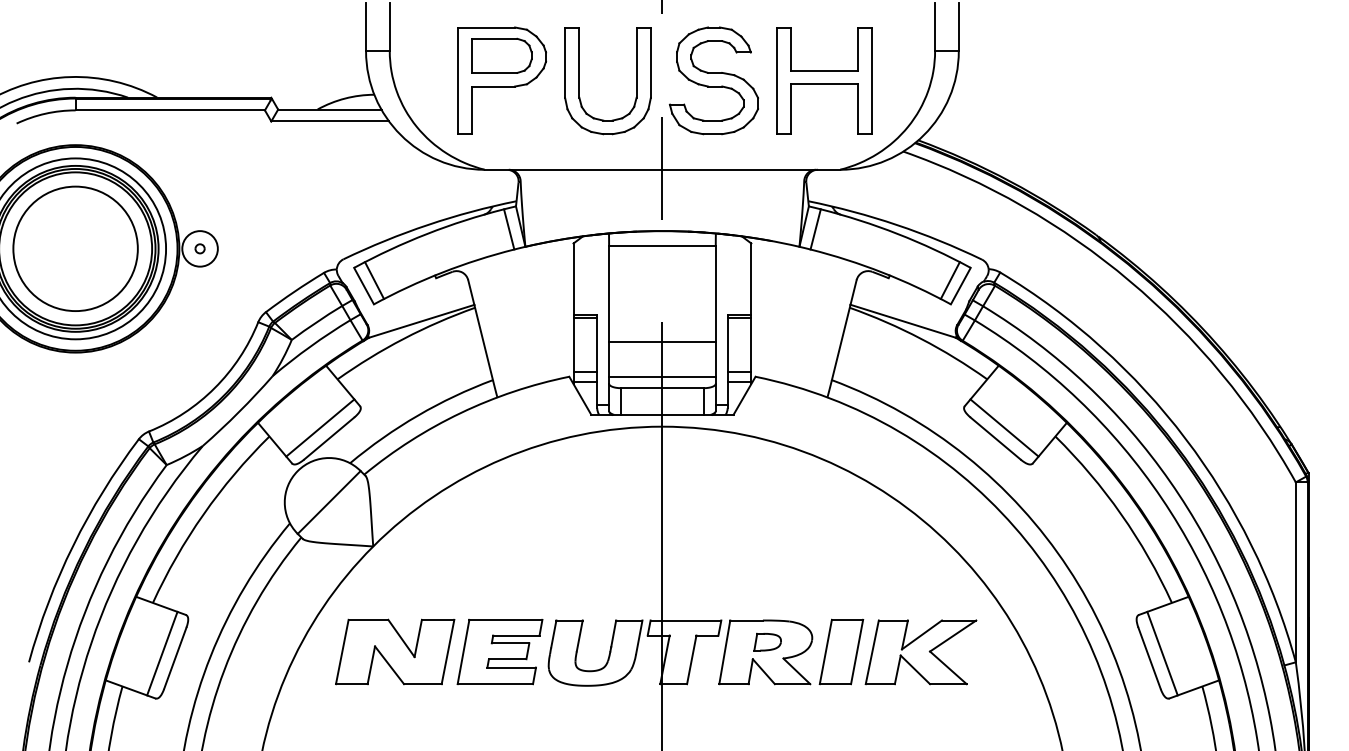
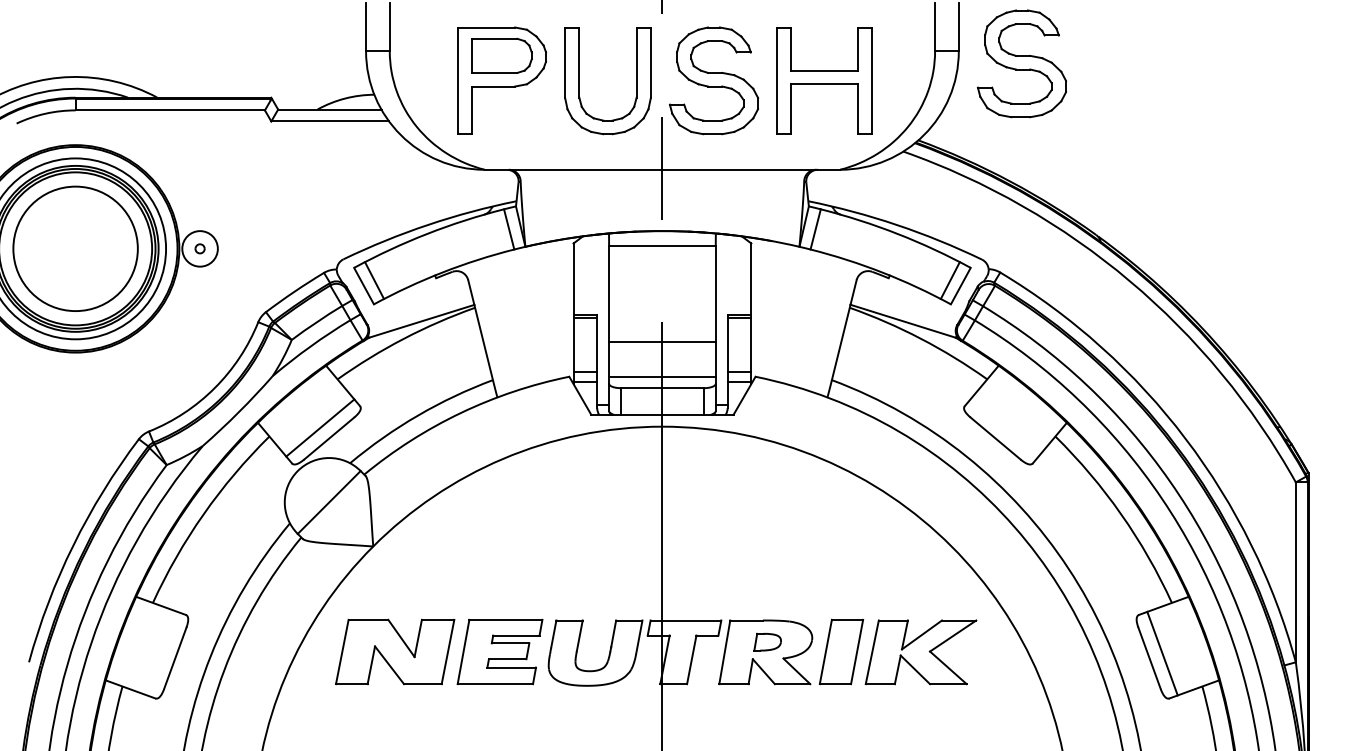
part: none -> present (1021, 63)
line: present -> none (1004, 427)
line: present -> none (162, 653)
